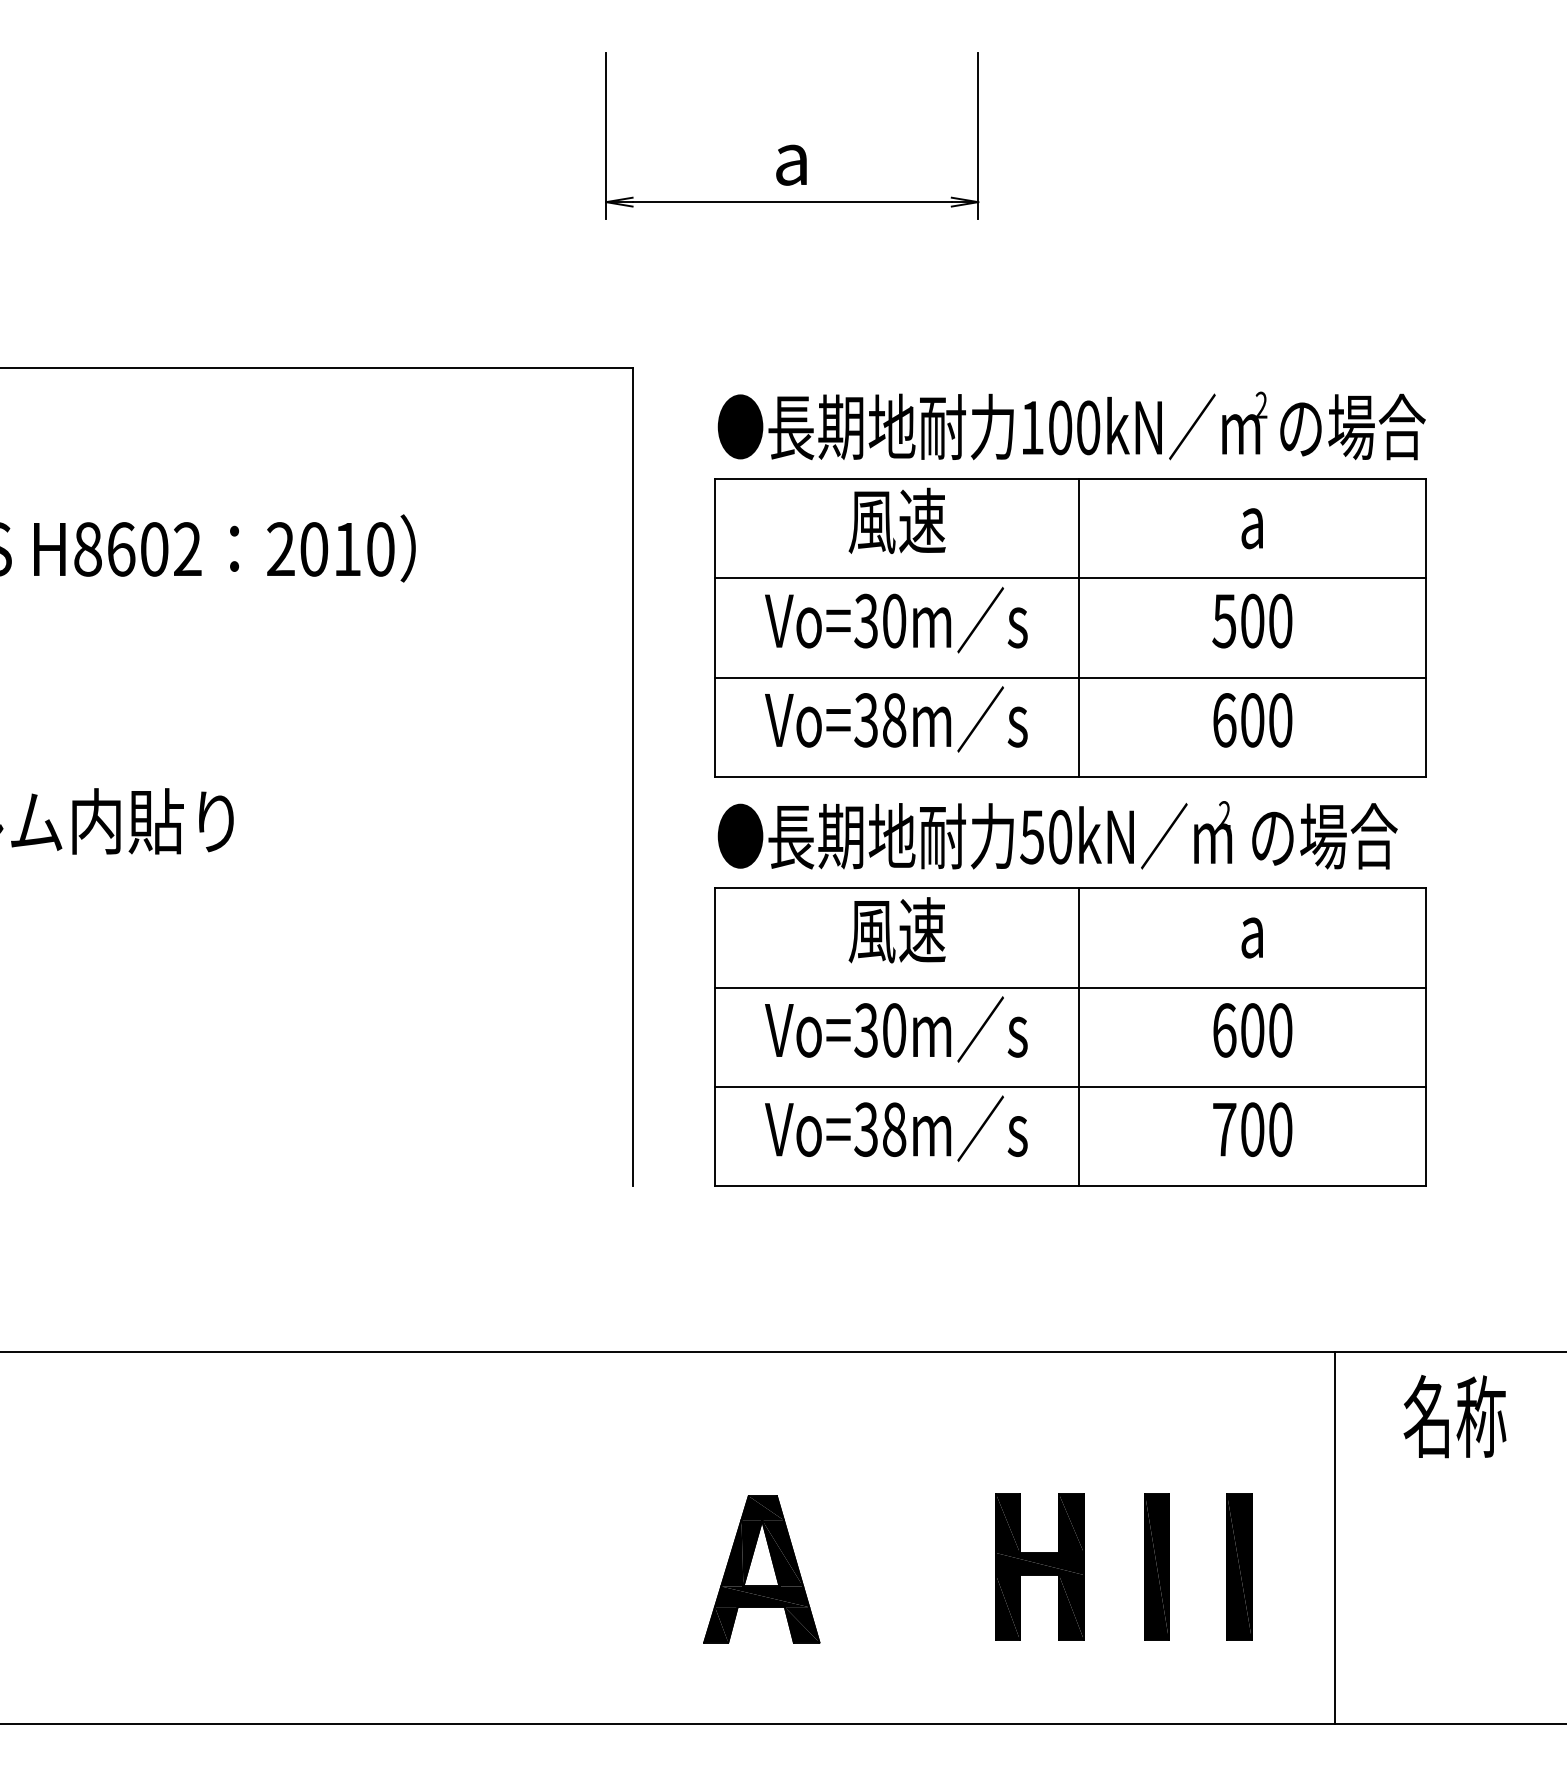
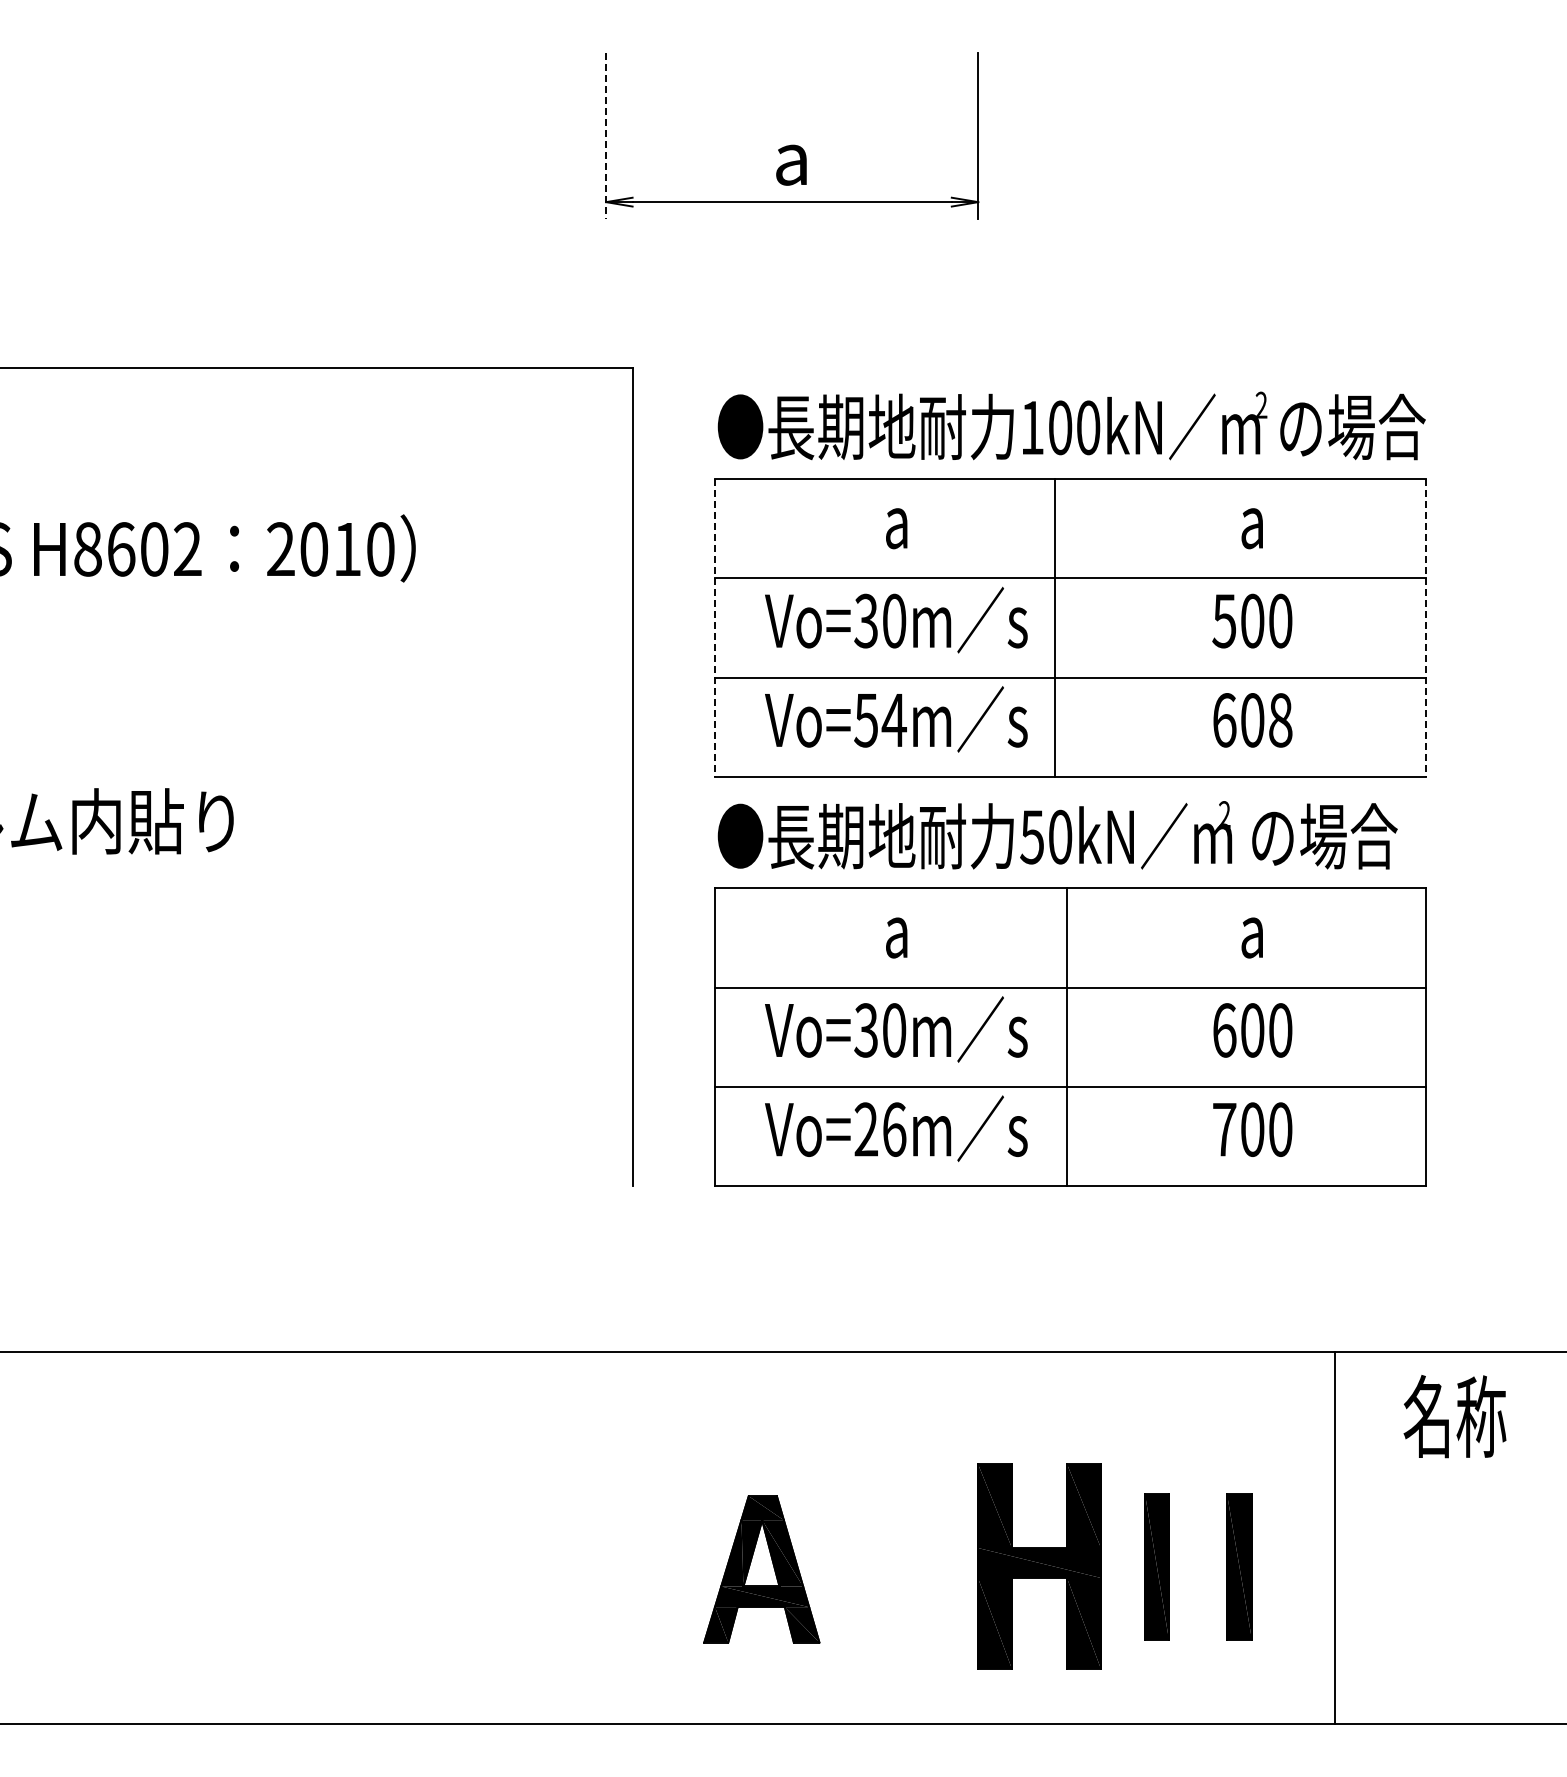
line: solid -> dashed (606, 136)
text: 風速 -> a (896, 520)
line position: (1079, 627) -> (1055, 627) (1055, 627)
line: solid -> dashed (715, 628)
line: solid -> dashed (1426, 628)
text: Vo=38m -> Vo=54m (880, 720)
text: 600 -> 608 (1280, 720)
text: 風速 -> a (896, 930)
line position: (1079, 1037) -> (1067, 1037) (1067, 1037)
text: Vo=38m -> Vo=26m (880, 1129)
part size: 90x148 px -> 125x207 px (1039, 1566)
